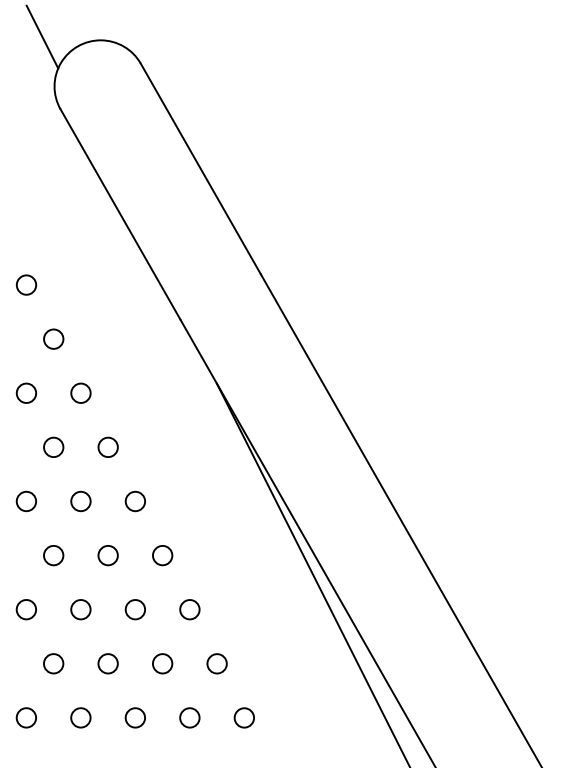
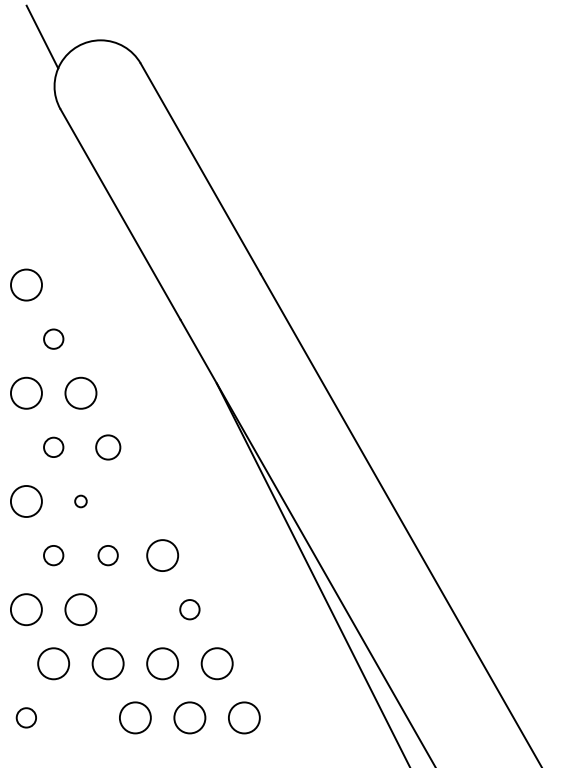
circle diameter: 19 px -> 31 px (26, 284)
circle diameter: 19 px -> 31 px (25, 392)
circle diameter: 19 px -> 31 px (80, 392)
circle size: 22x22 px -> 27x27 px (108, 447)
circle diameter: 19 px -> 31 px (25, 501)
circle size: 22x23 px -> 14x15 px (80, 501)
circle: present -> none (134, 501)
circle diameter: 19 px -> 31 px (162, 555)
circle diameter: 19 px -> 31 px (25, 609)
circle diameter: 19 px -> 31 px (80, 609)
circle: present -> none (134, 609)
circle diameter: 19 px -> 31 px (53, 663)
circle diameter: 19 px -> 31 px (107, 663)
circle diameter: 19 px -> 31 px (162, 663)
circle size: 22x22 px -> 34x34 px (216, 663)
circle: present -> none (80, 717)
circle diameter: 19 px -> 31 px (134, 717)
circle diameter: 19 px -> 31 px (189, 717)
circle diameter: 19 px -> 31 px (243, 717)
